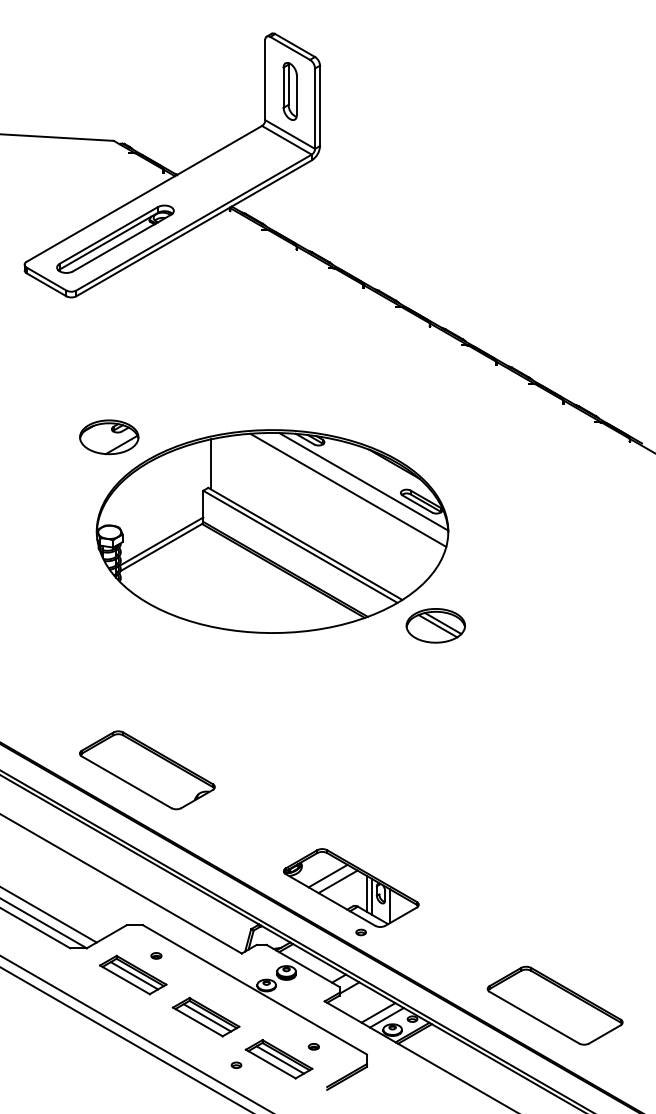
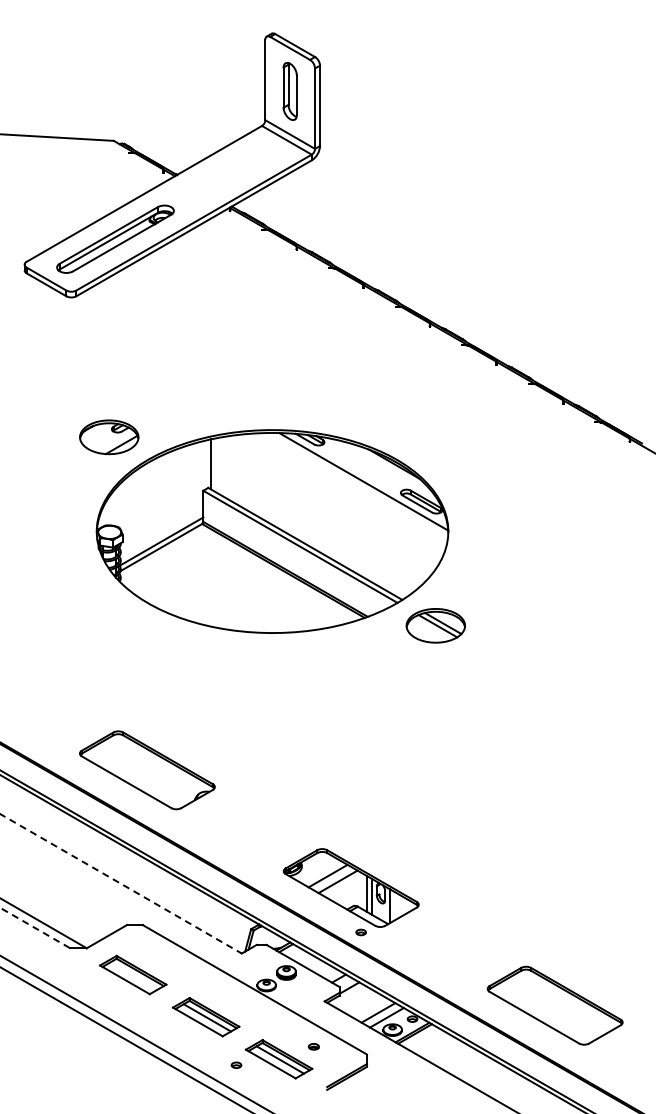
line: present -> none (348, 489)
line: solid -> dashed (121, 884)
line: present -> none (49, 915)
line: solid -> dashed (35, 928)
part: present -> none (156, 955)
line: present -> none (134, 975)
